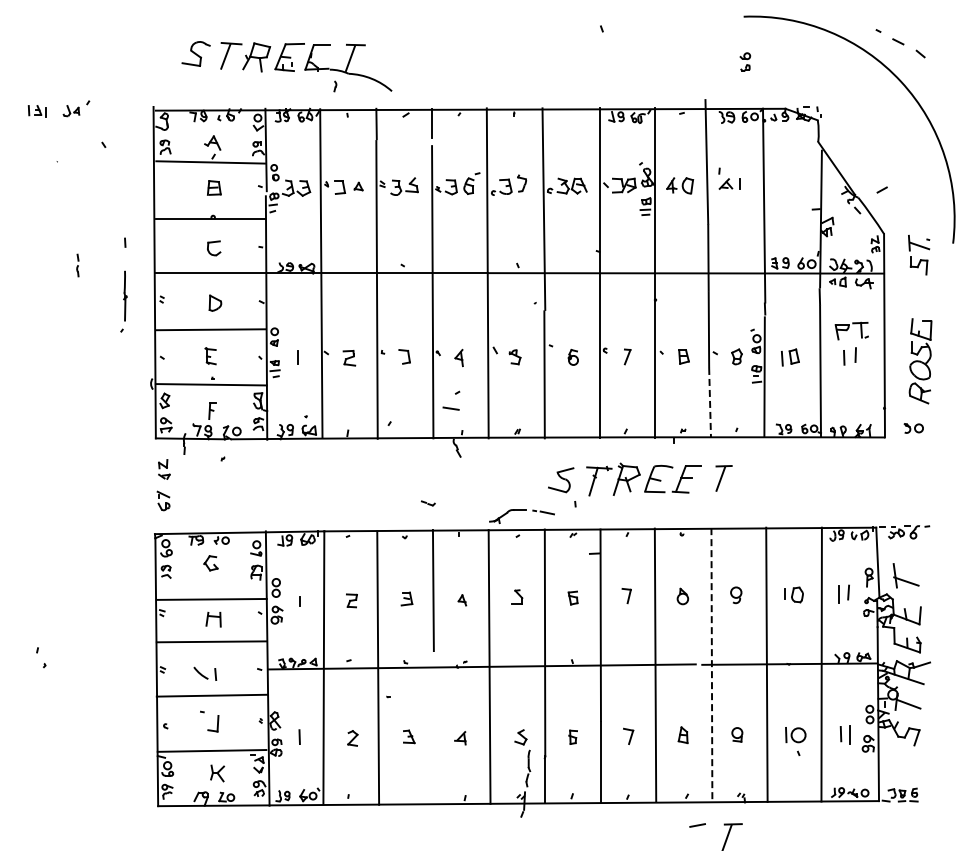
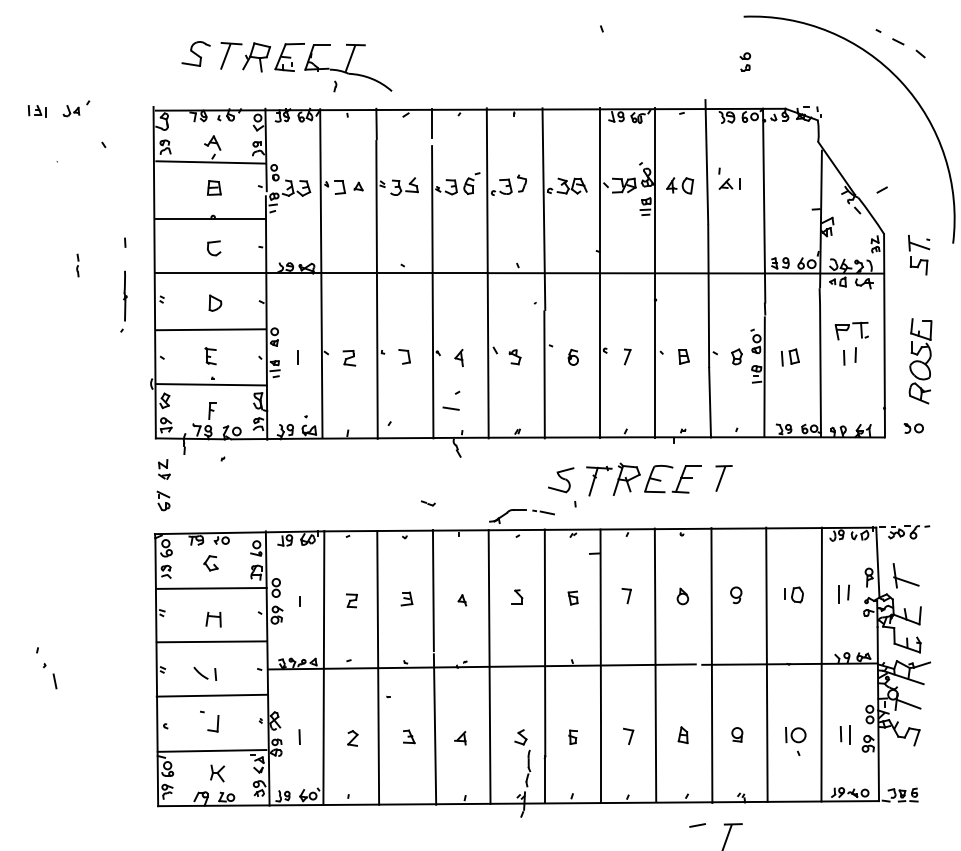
line: dashed -> solid (710, 402)
line position: (211, 598) -> (211, 587) (211, 587)
line: dashed -> solid (711, 666)
line: none -> present (54, 681)
line: none -> present (434, 729)
